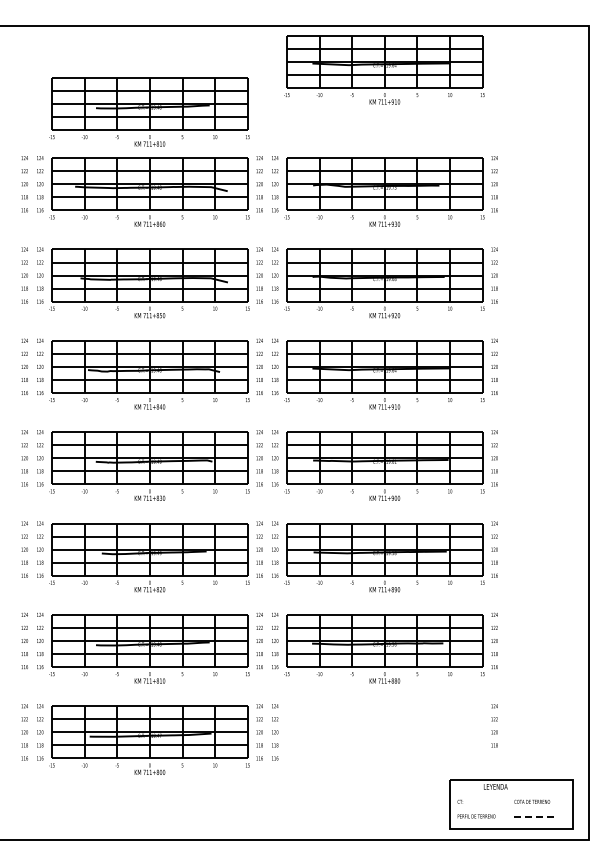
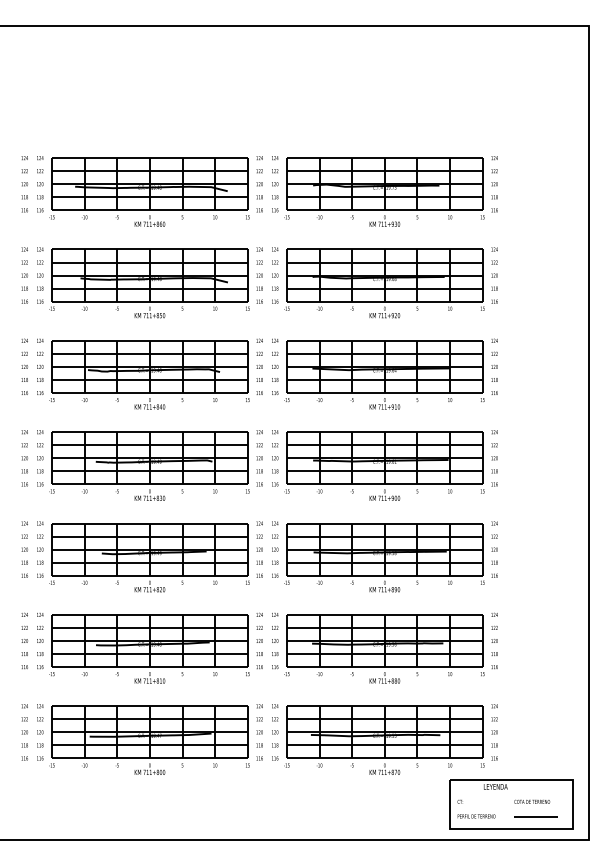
part: present -> none (384, 69)
part: present -> none (149, 111)
part: none -> present (390, 739)
line: dashed -> solid (536, 817)
